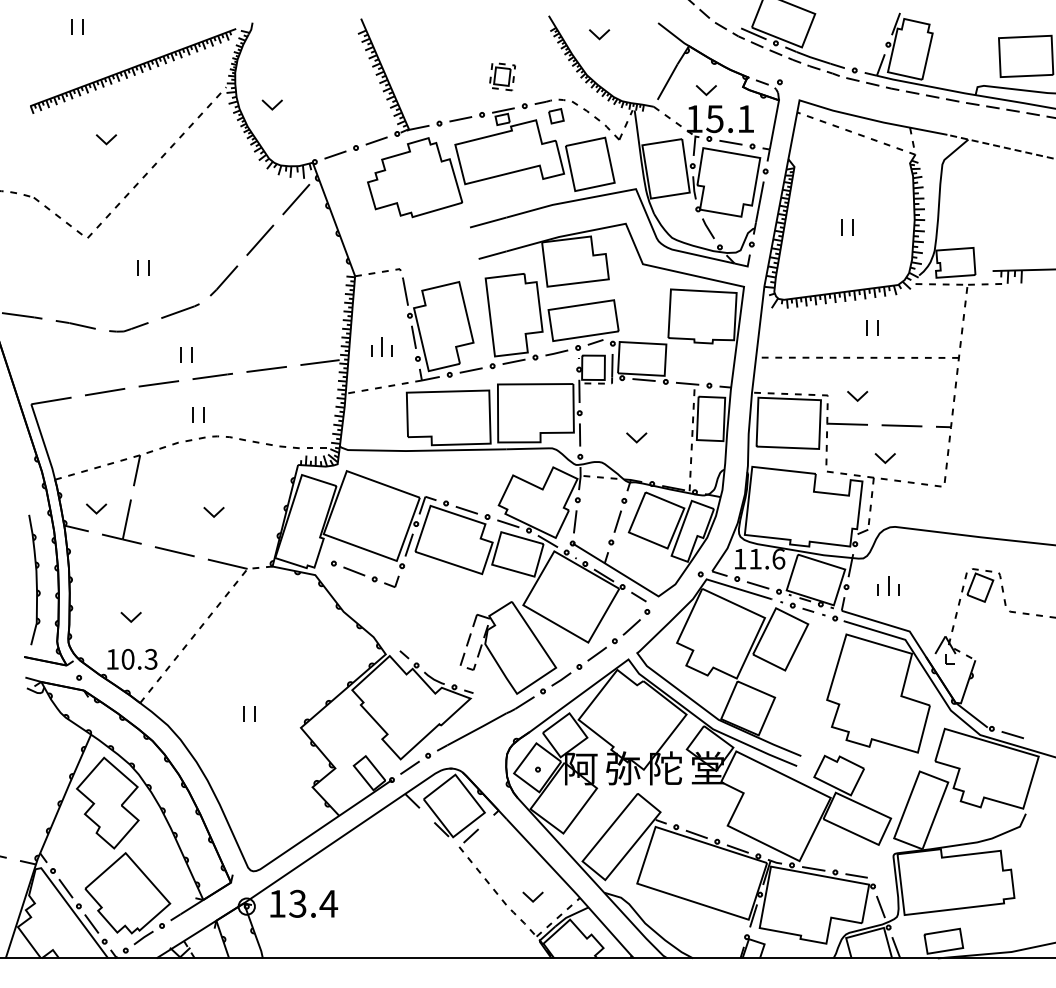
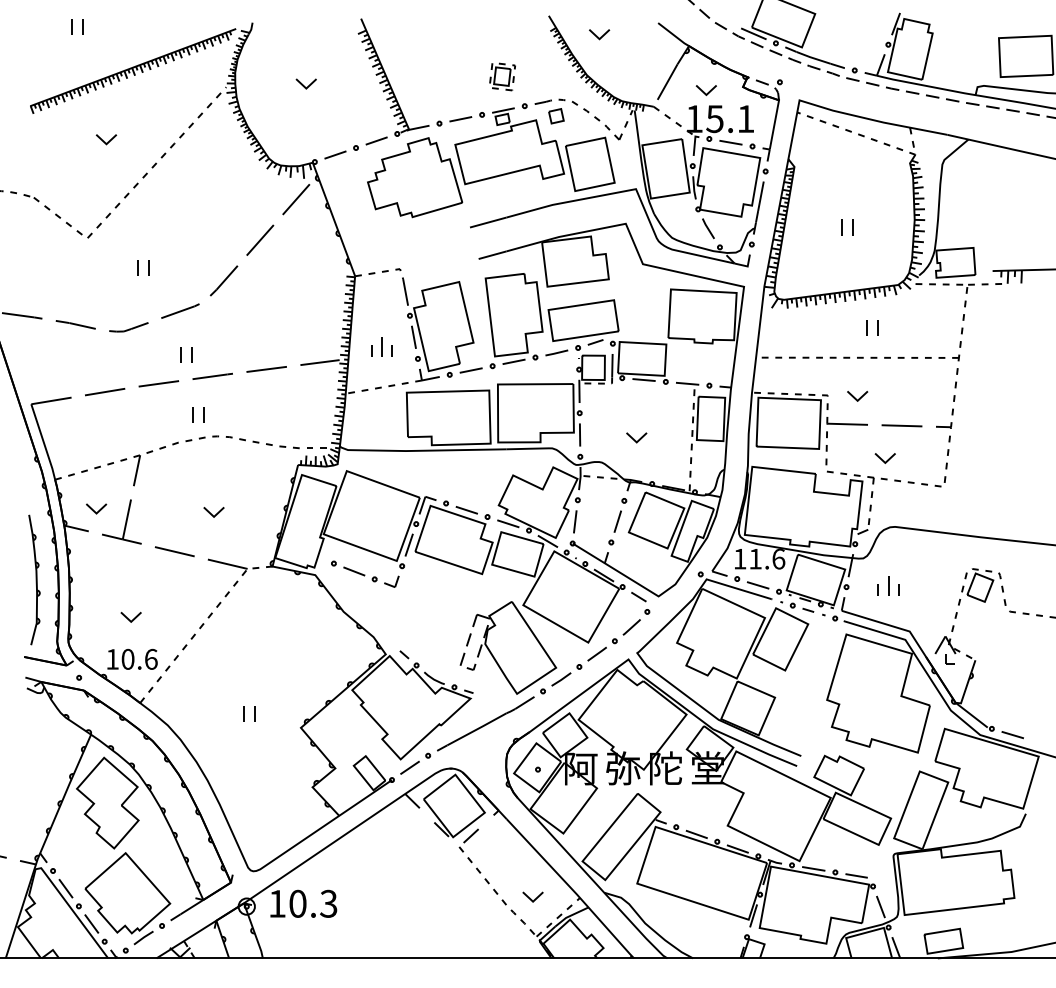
part position: (271, 104) -> (305, 83) (305, 83)
line: dashed -> solid (1000, 146)
text: 10.3 -> 10.6 (150, 658)
text: 13.4 -> 10.3 (313, 903)
